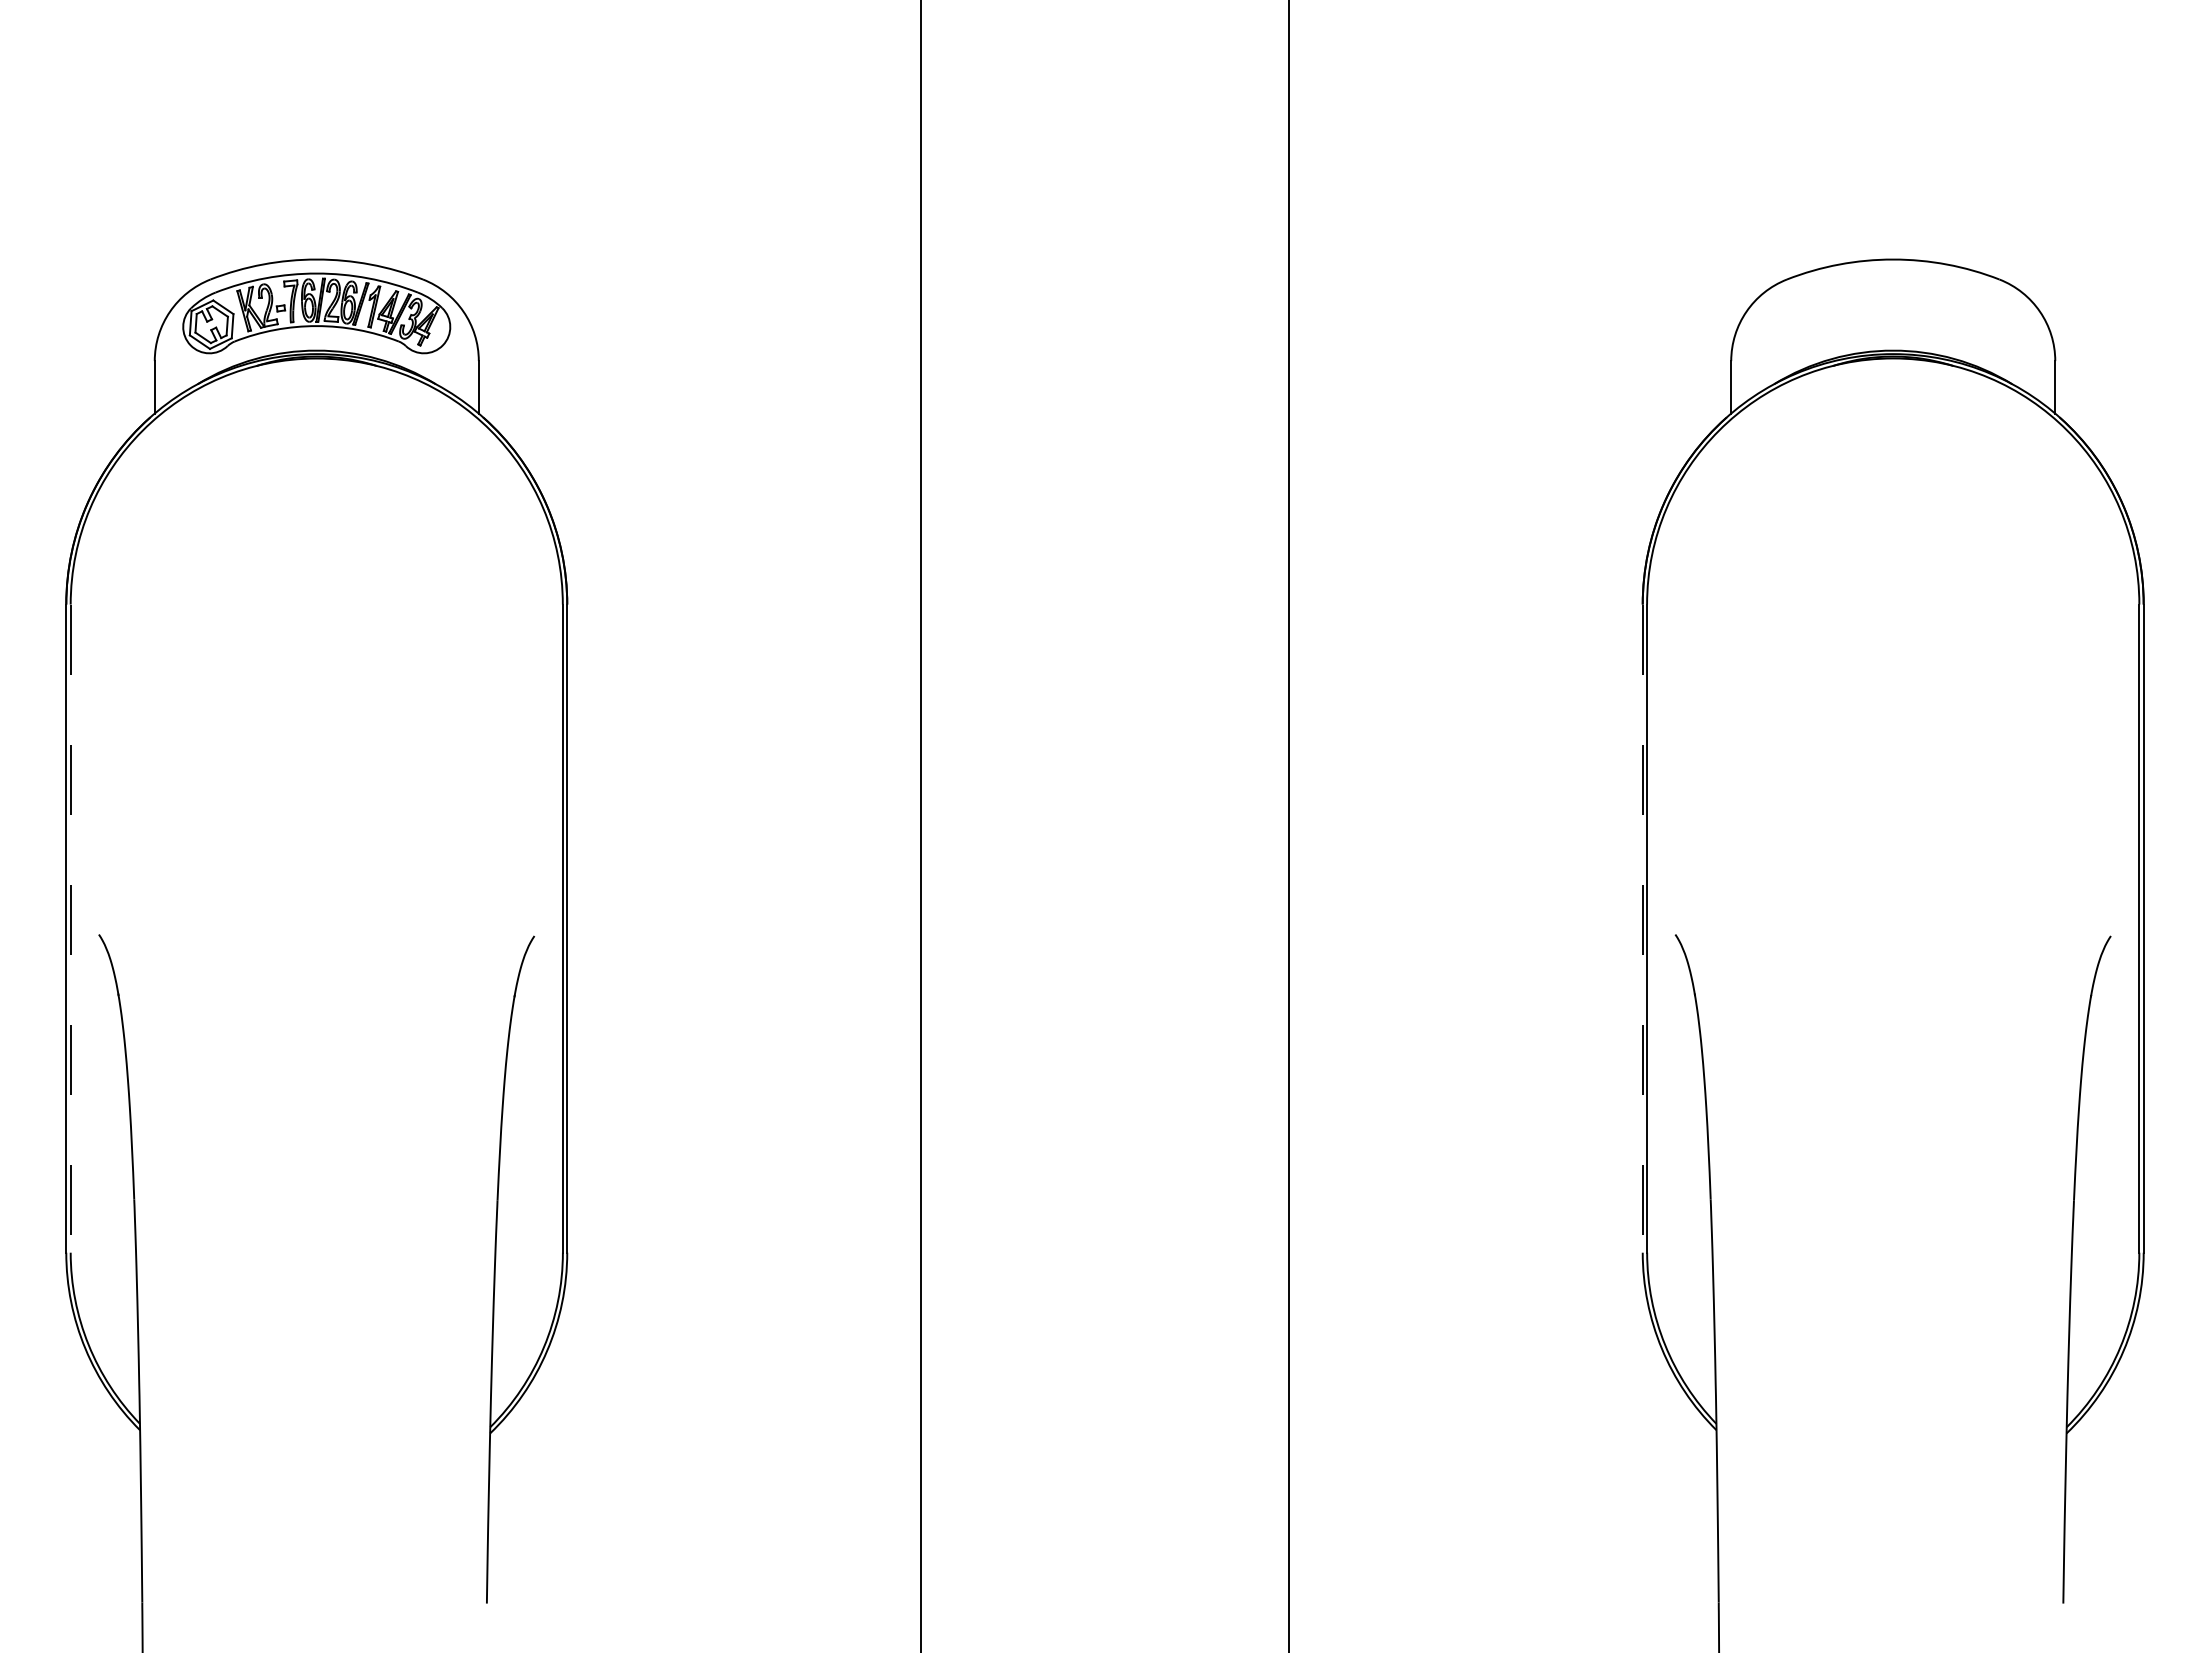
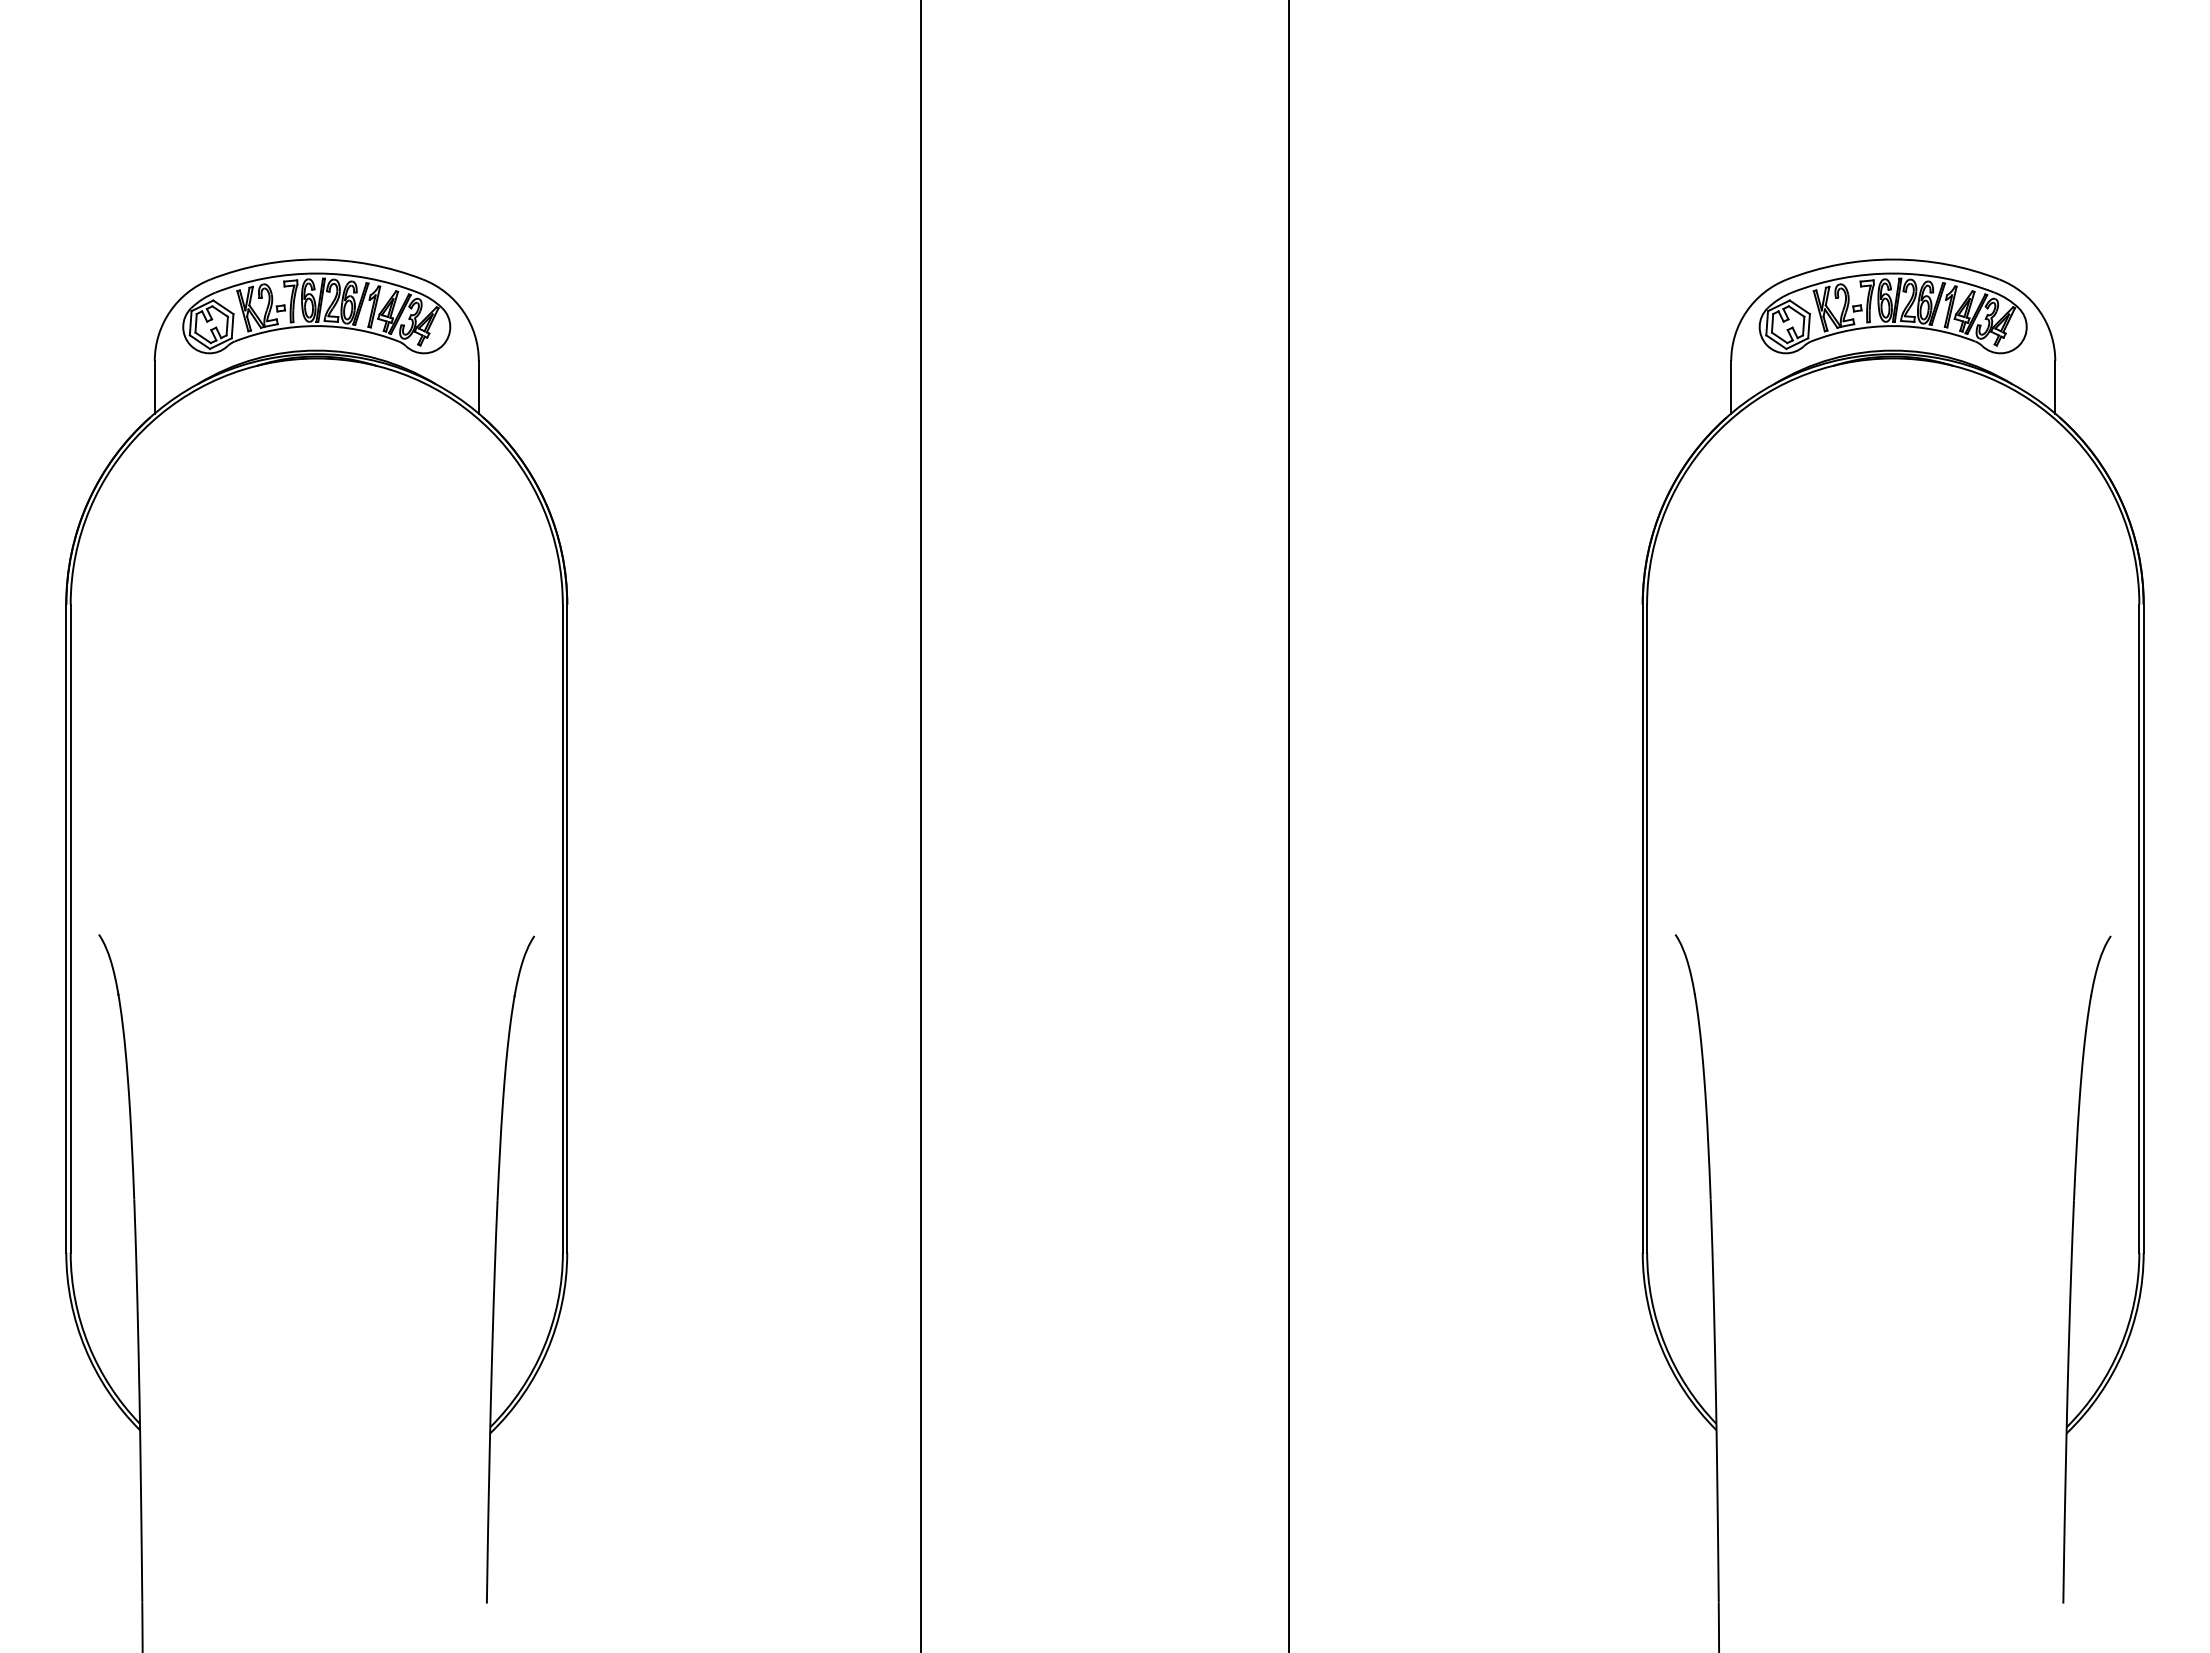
part: none -> present (1892, 313)
line: dashed -> solid (70, 929)
line: dashed -> solid (1642, 929)
